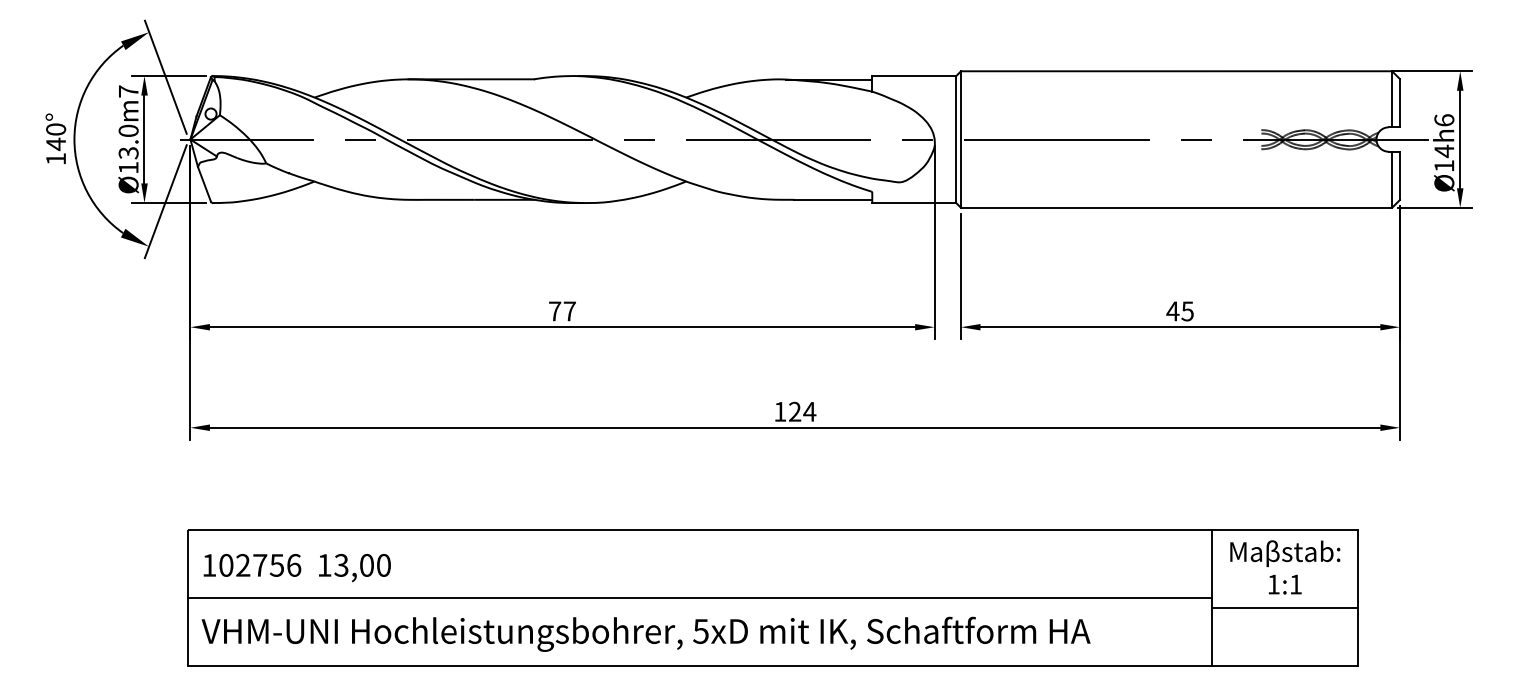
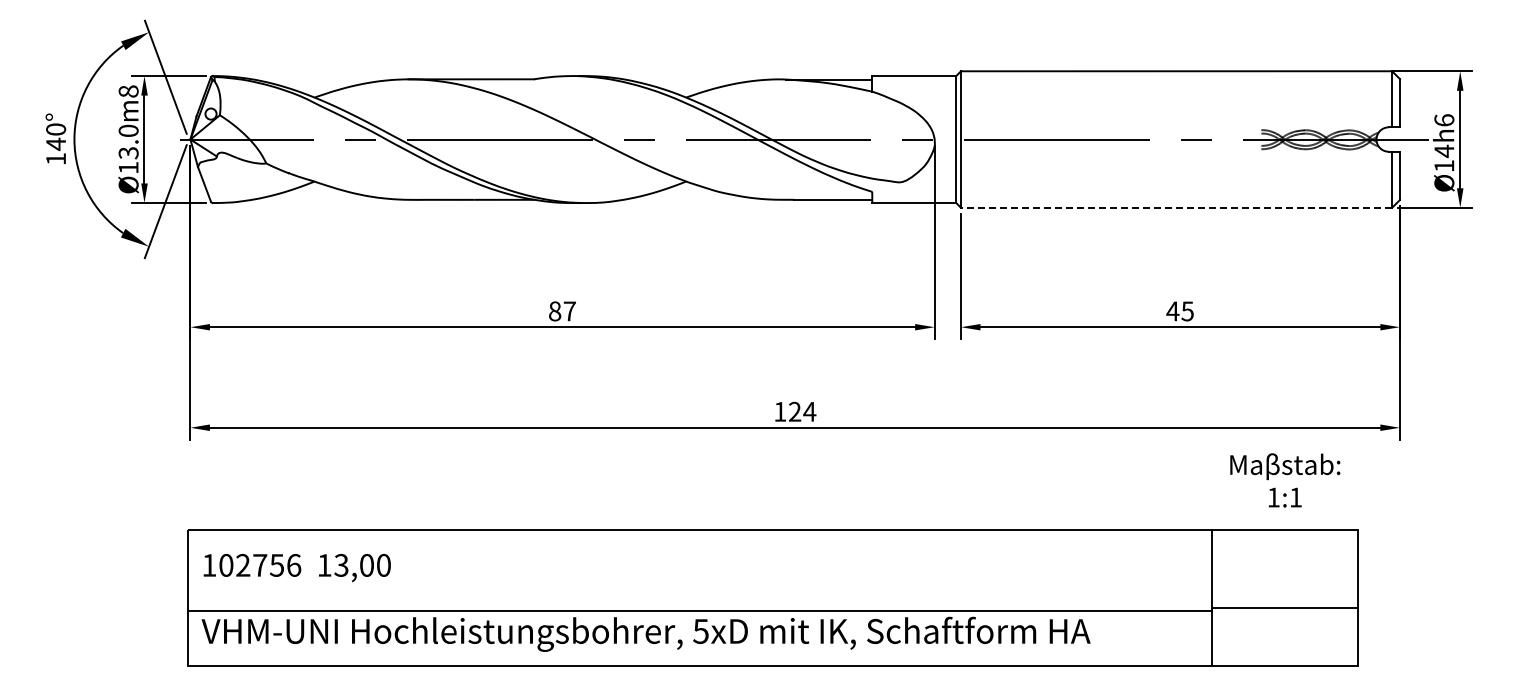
text: Ø13.0m7 -> Ø13.0m8 (128, 91)
line: solid -> dashed (1176, 207)
text: 77 -> 87 (555, 311)
text position: (1285, 567) -> (1285, 480) (1285, 480)
line position: (699, 597) -> (699, 610) (699, 610)
